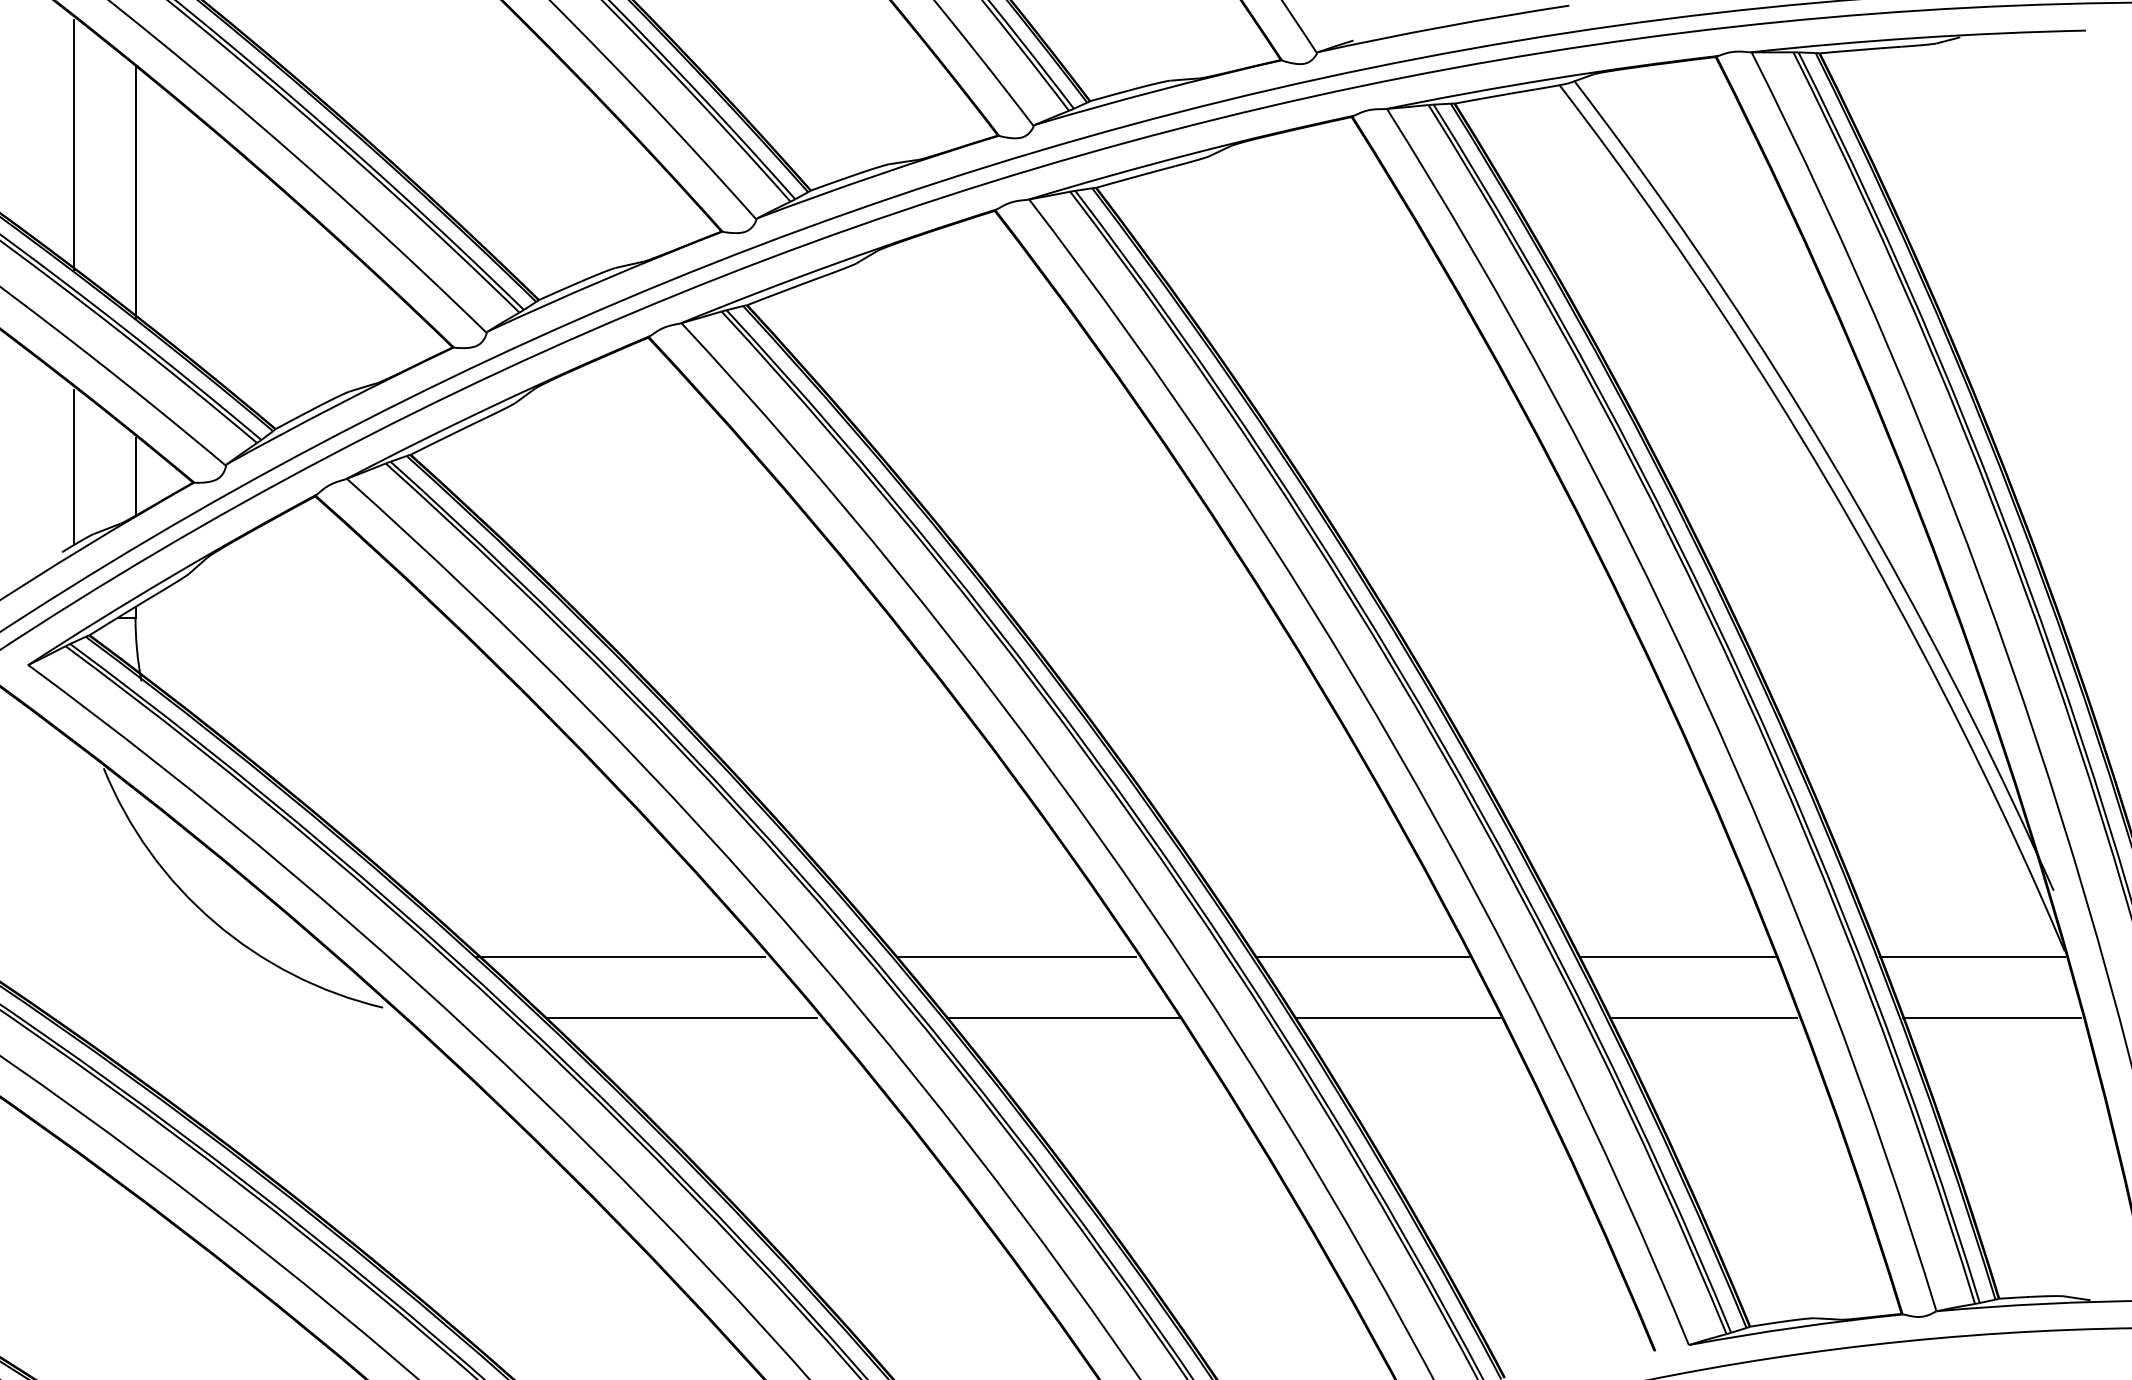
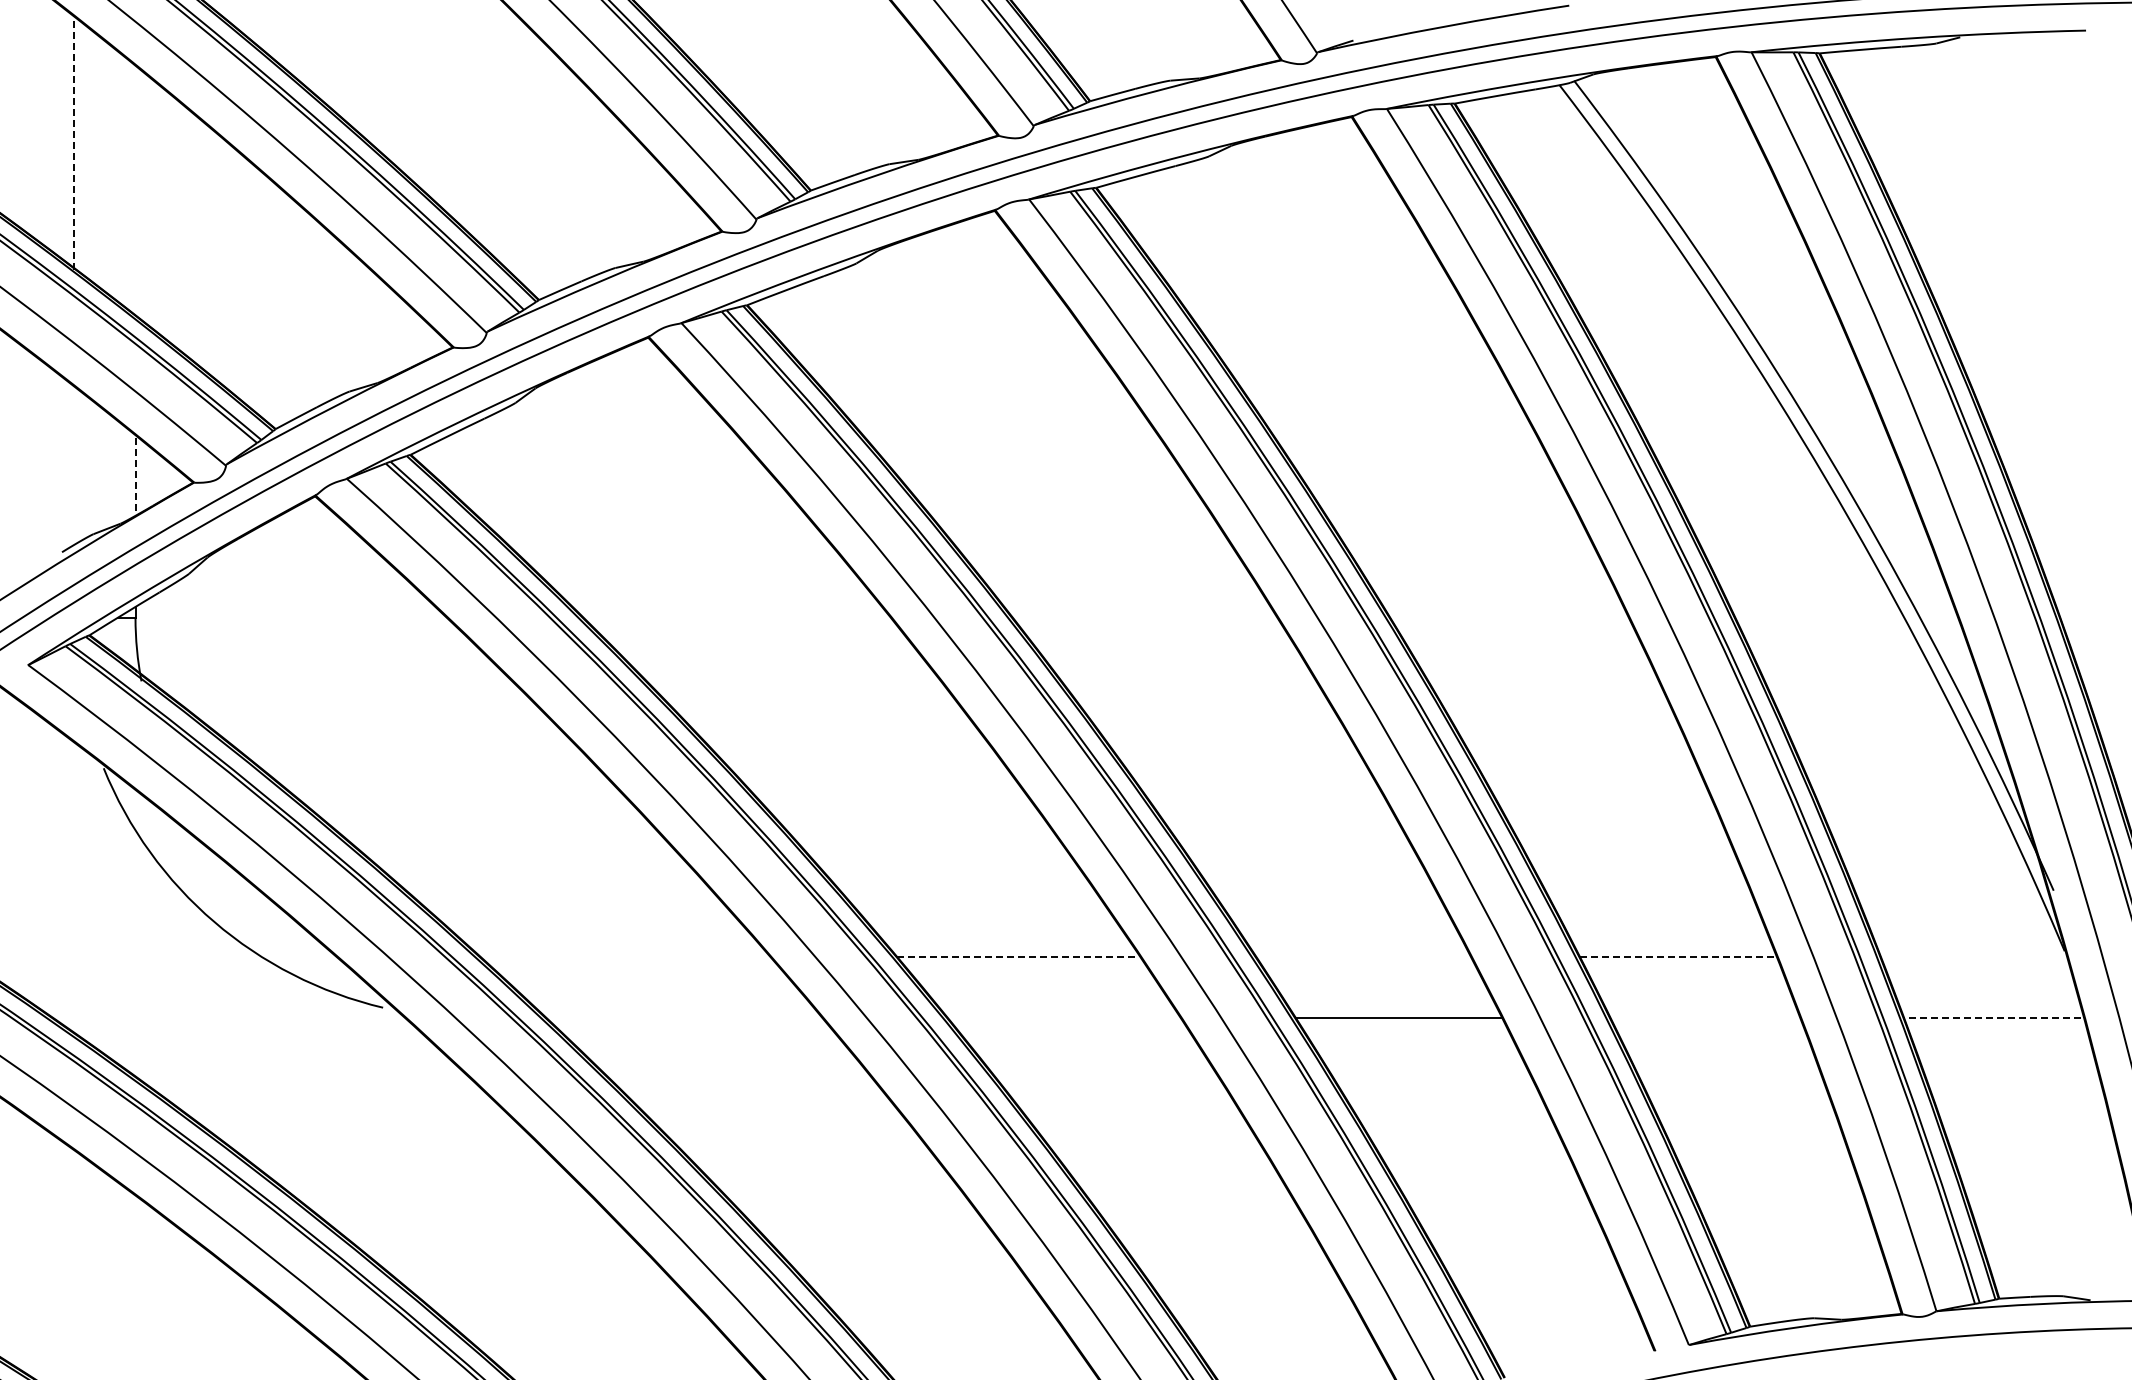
line: solid -> dashed (74, 145)
line: present -> none (135, 193)
line: present -> none (74, 467)
line: solid -> dashed (135, 476)
line: present -> none (619, 957)
line: solid -> dashed (1016, 957)
line: present -> none (1362, 957)
line: solid -> dashed (1677, 957)
line: present -> none (1972, 957)
line: present -> none (681, 1018)
line: present -> none (1062, 1018)
line: present -> none (1703, 1018)
line: solid -> dashed (1992, 1018)
